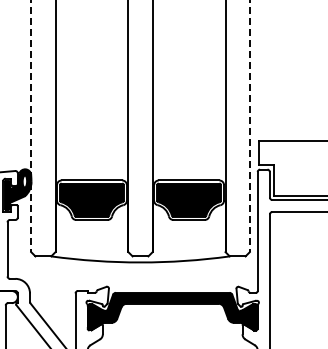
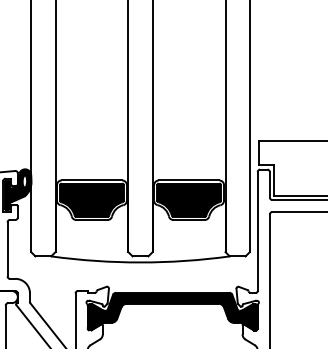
line: dashed -> solid (31, 126)
line: dashed -> solid (249, 126)
